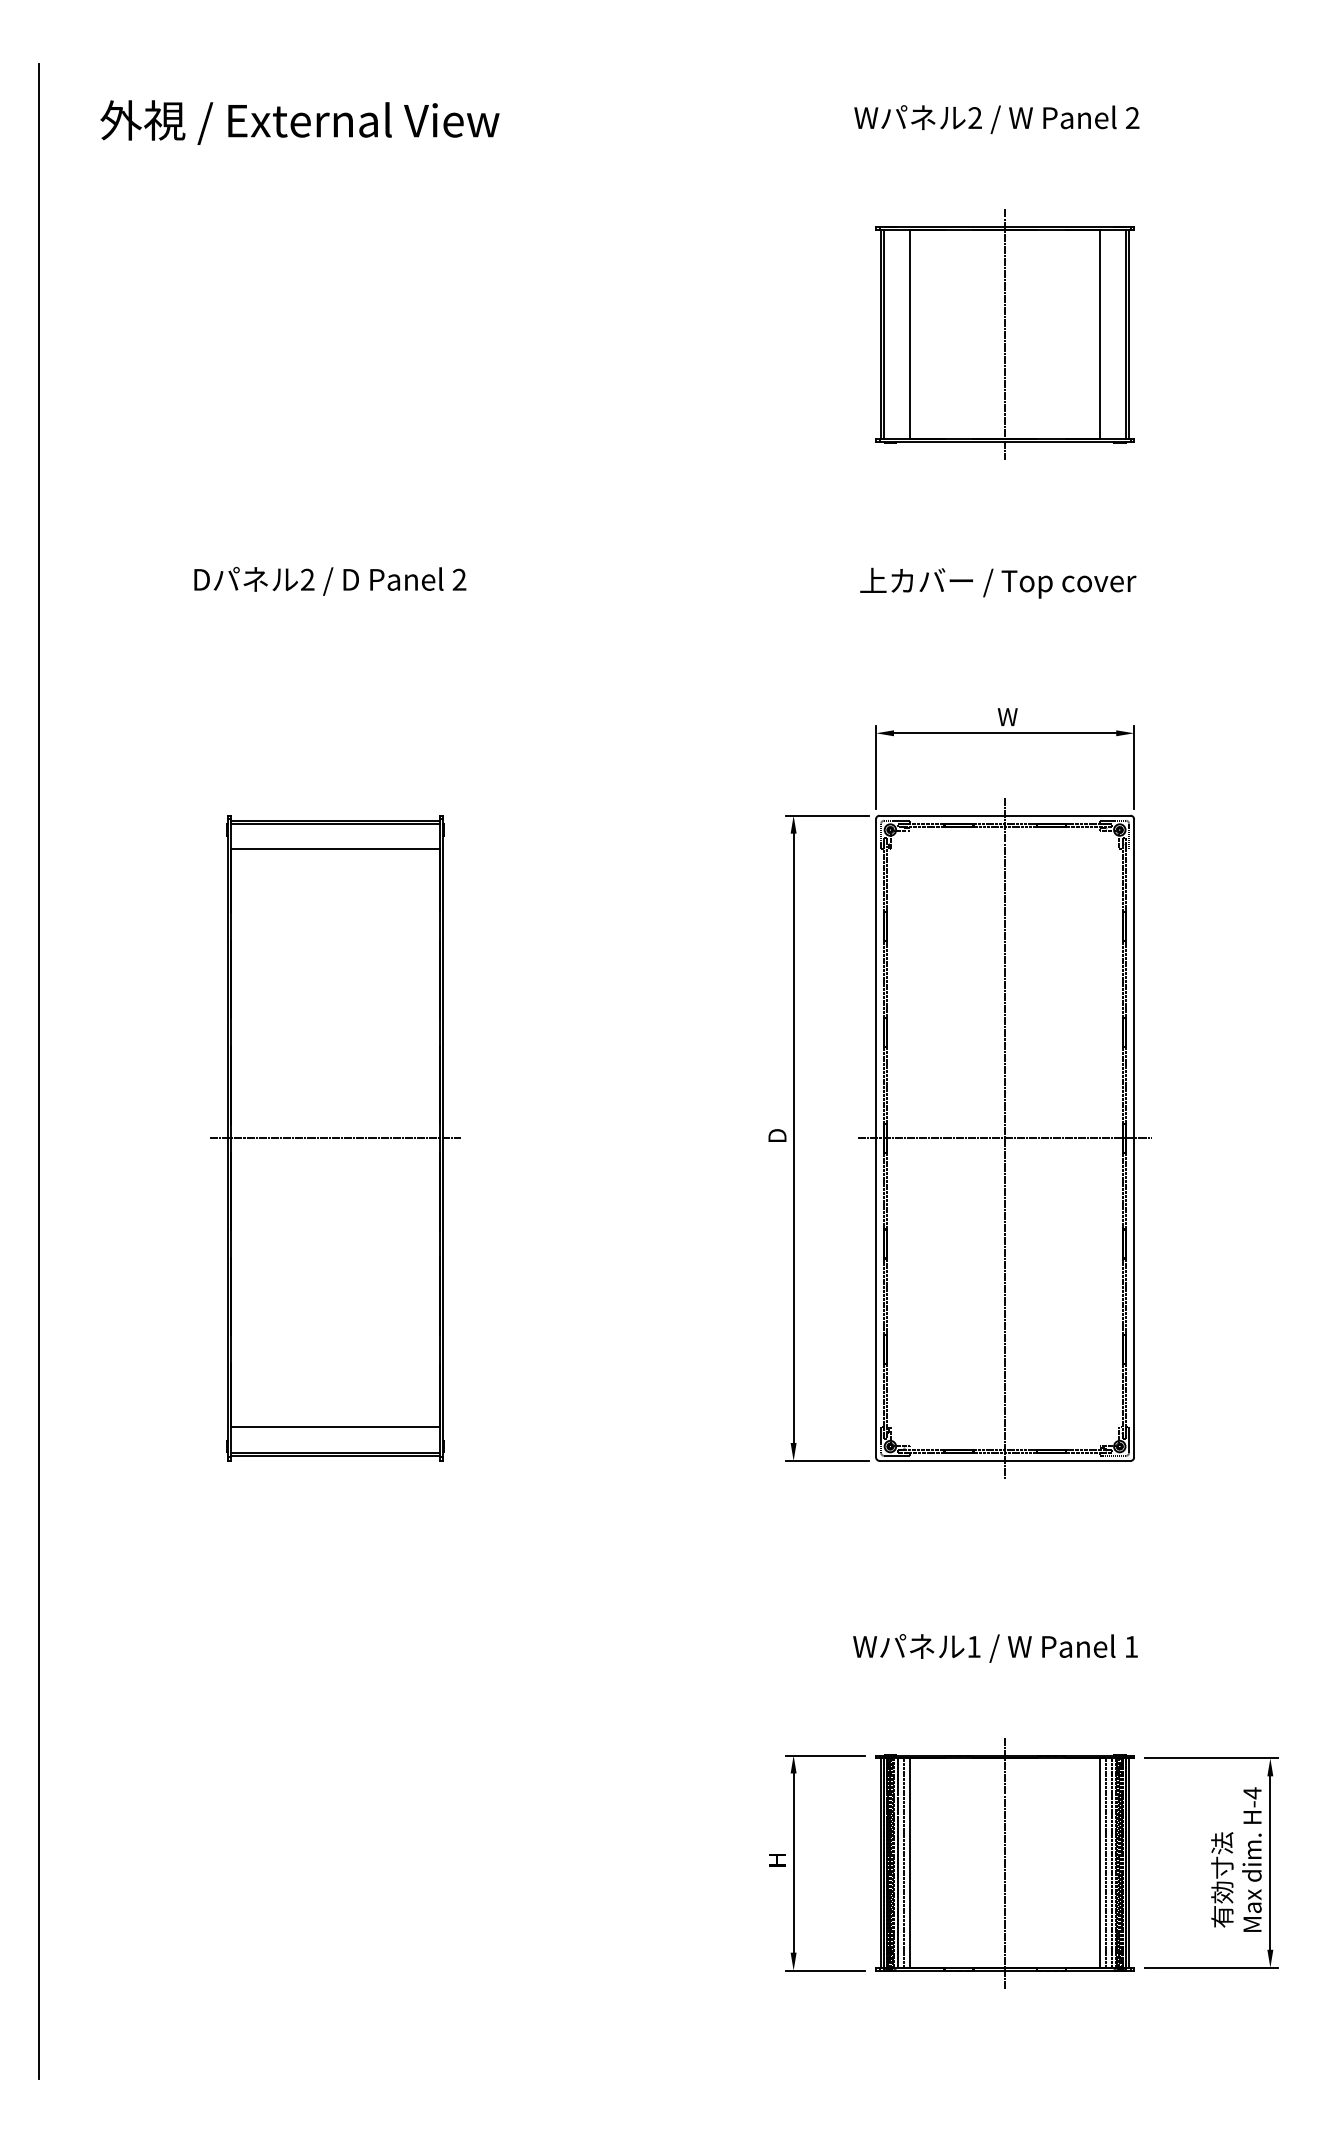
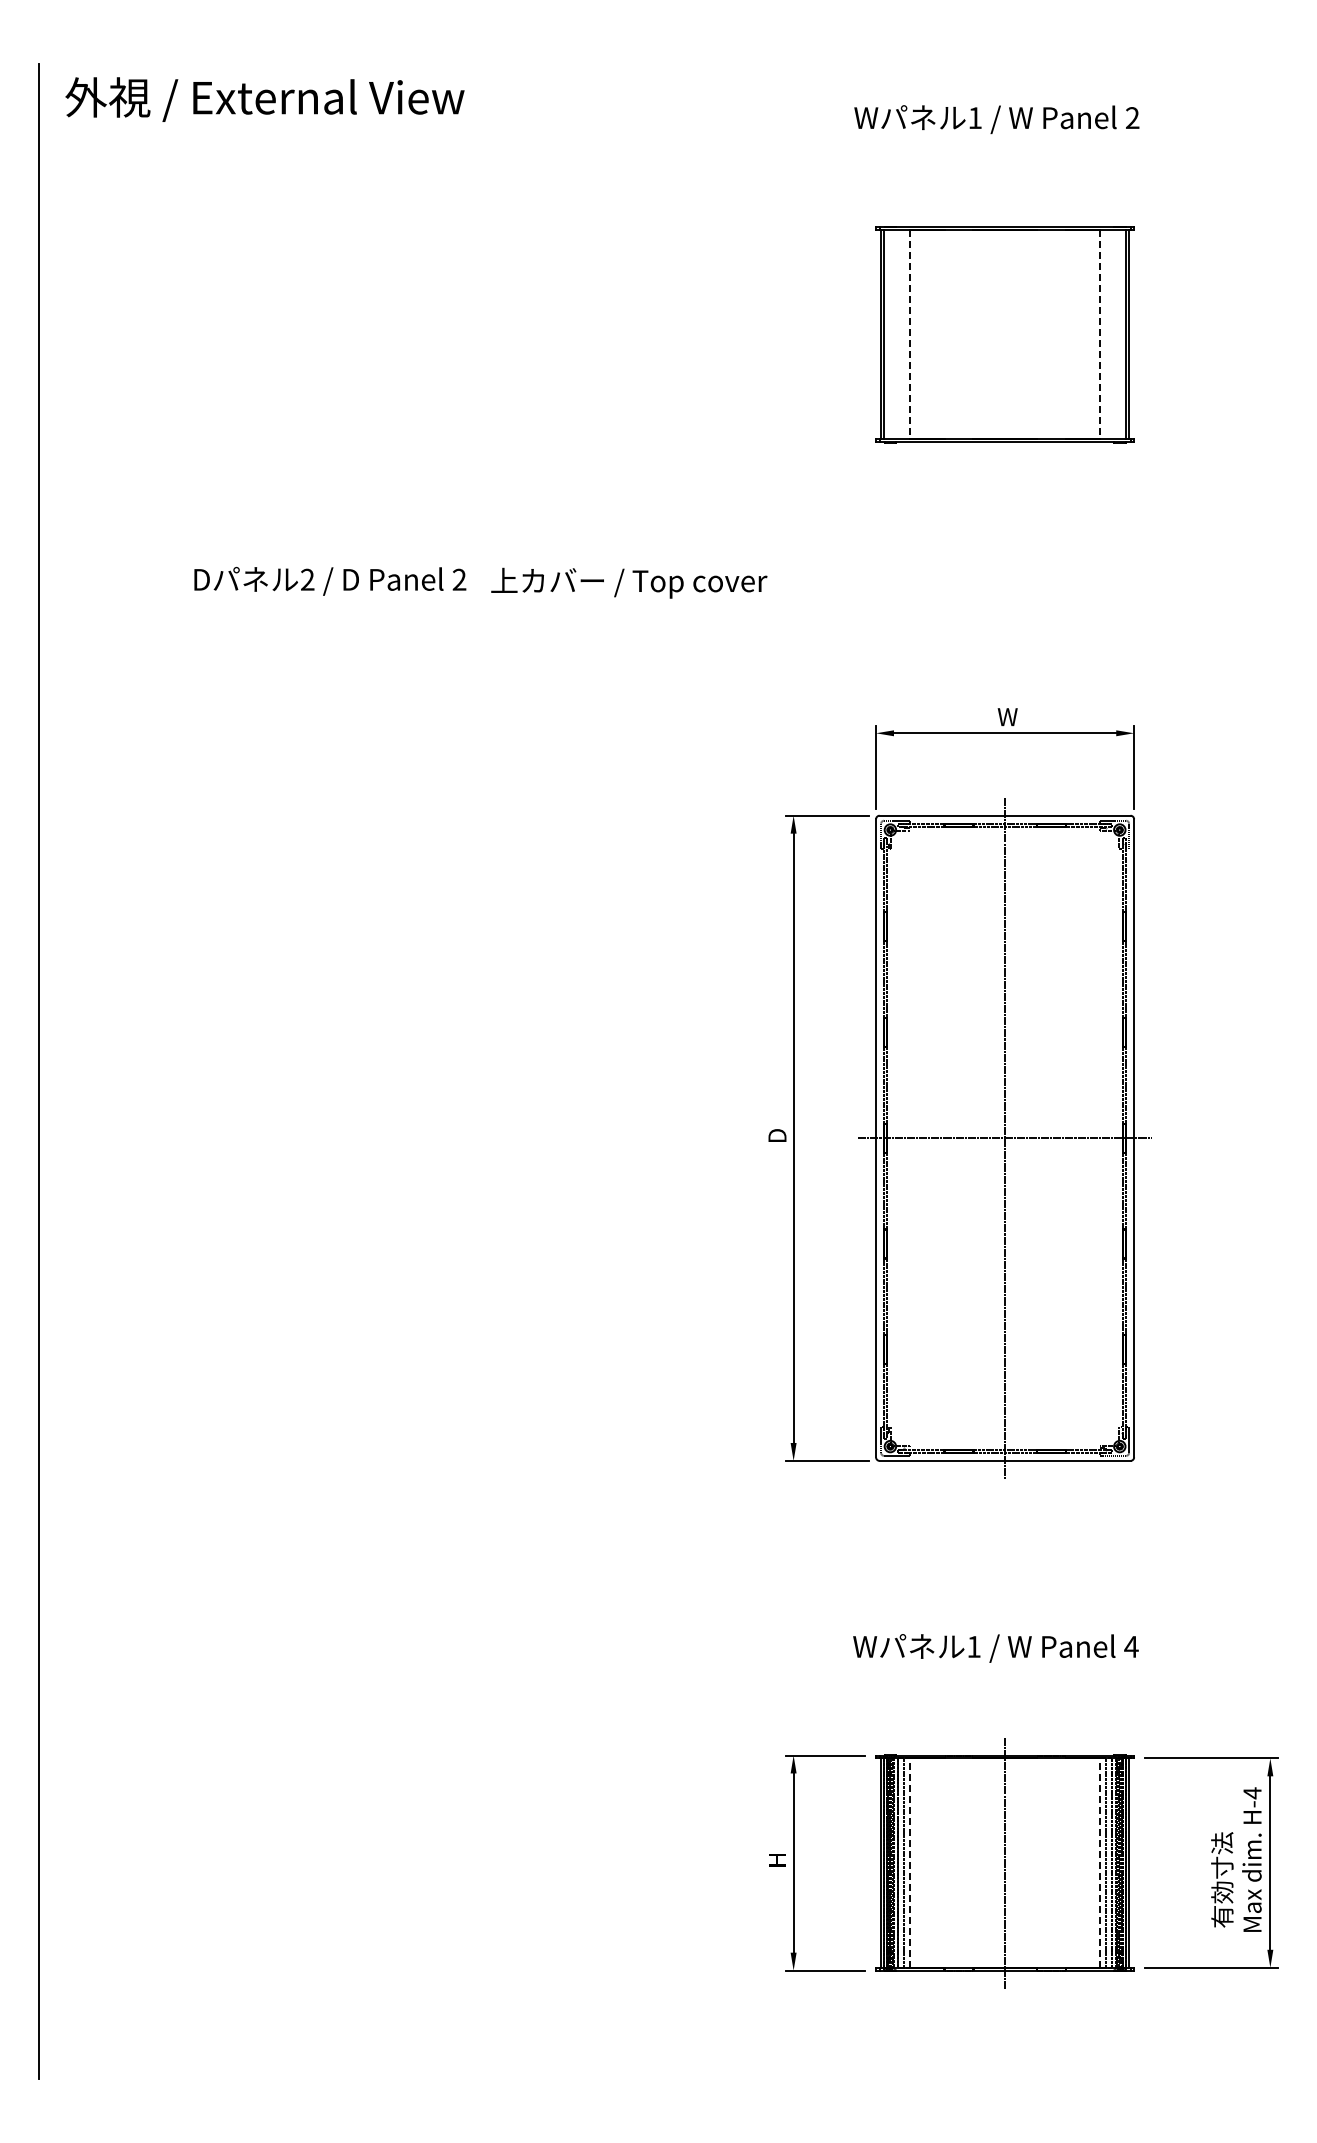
text: 2 -> 1 (974, 117)
text position: (299, 122) -> (264, 99) (264, 99)
line: solid -> dashed (909, 334)
line: present -> none (1005, 334)
line: solid -> dashed (1100, 334)
text position: (998, 582) -> (629, 582) (629, 582)
part: present -> none (335, 1138)
text: 1 -> 4 (1131, 1646)
line: solid -> dashed (909, 1863)
line: solid -> dashed (1100, 1863)
